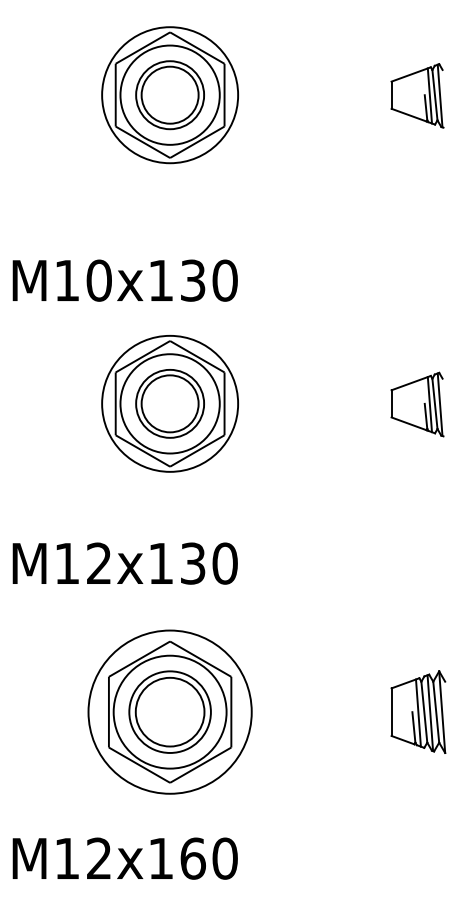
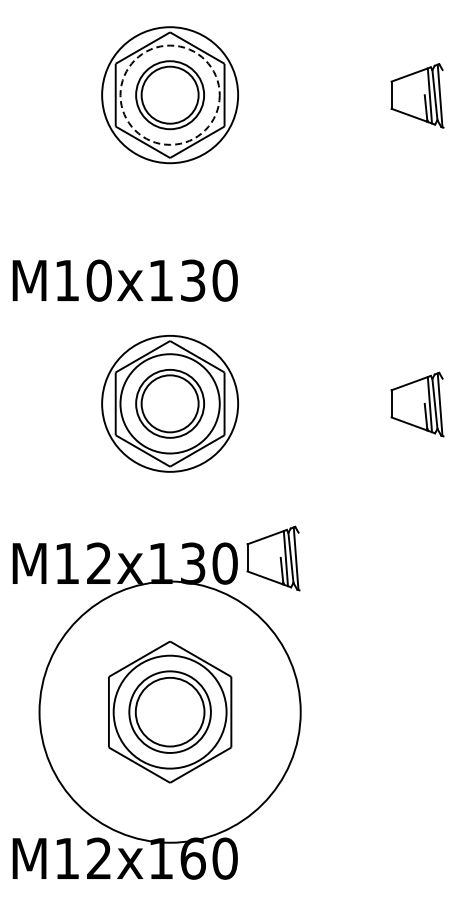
circle: solid -> dashed (169, 94)
part: none -> present (273, 558)
circle diameter: 163 px -> 261 px (169, 711)
part: present -> none (418, 711)
